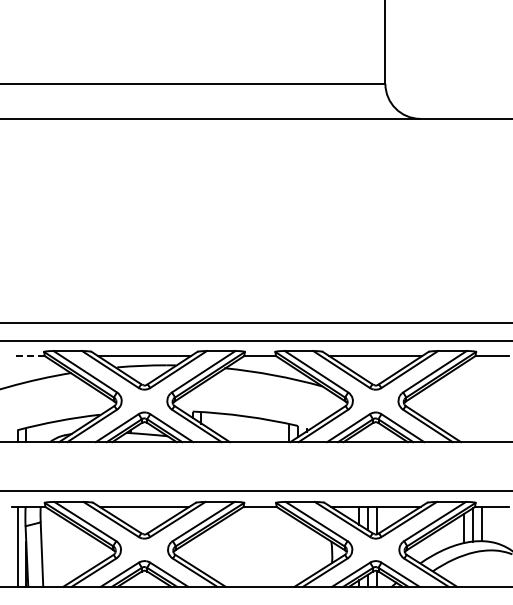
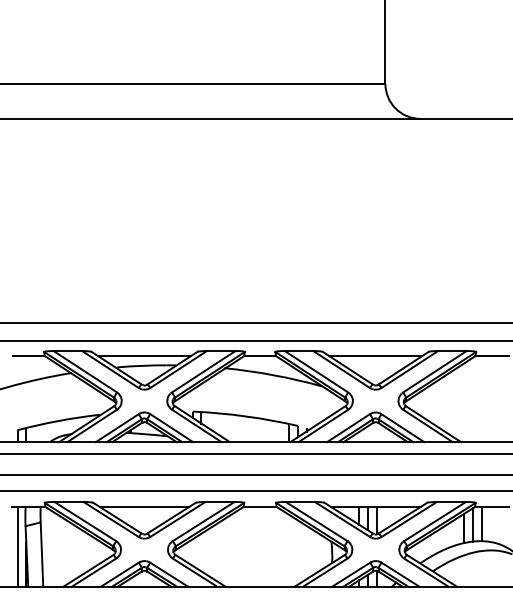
line: dashed -> solid (28, 356)
line: none -> present (255, 453)
line: none -> present (255, 475)
